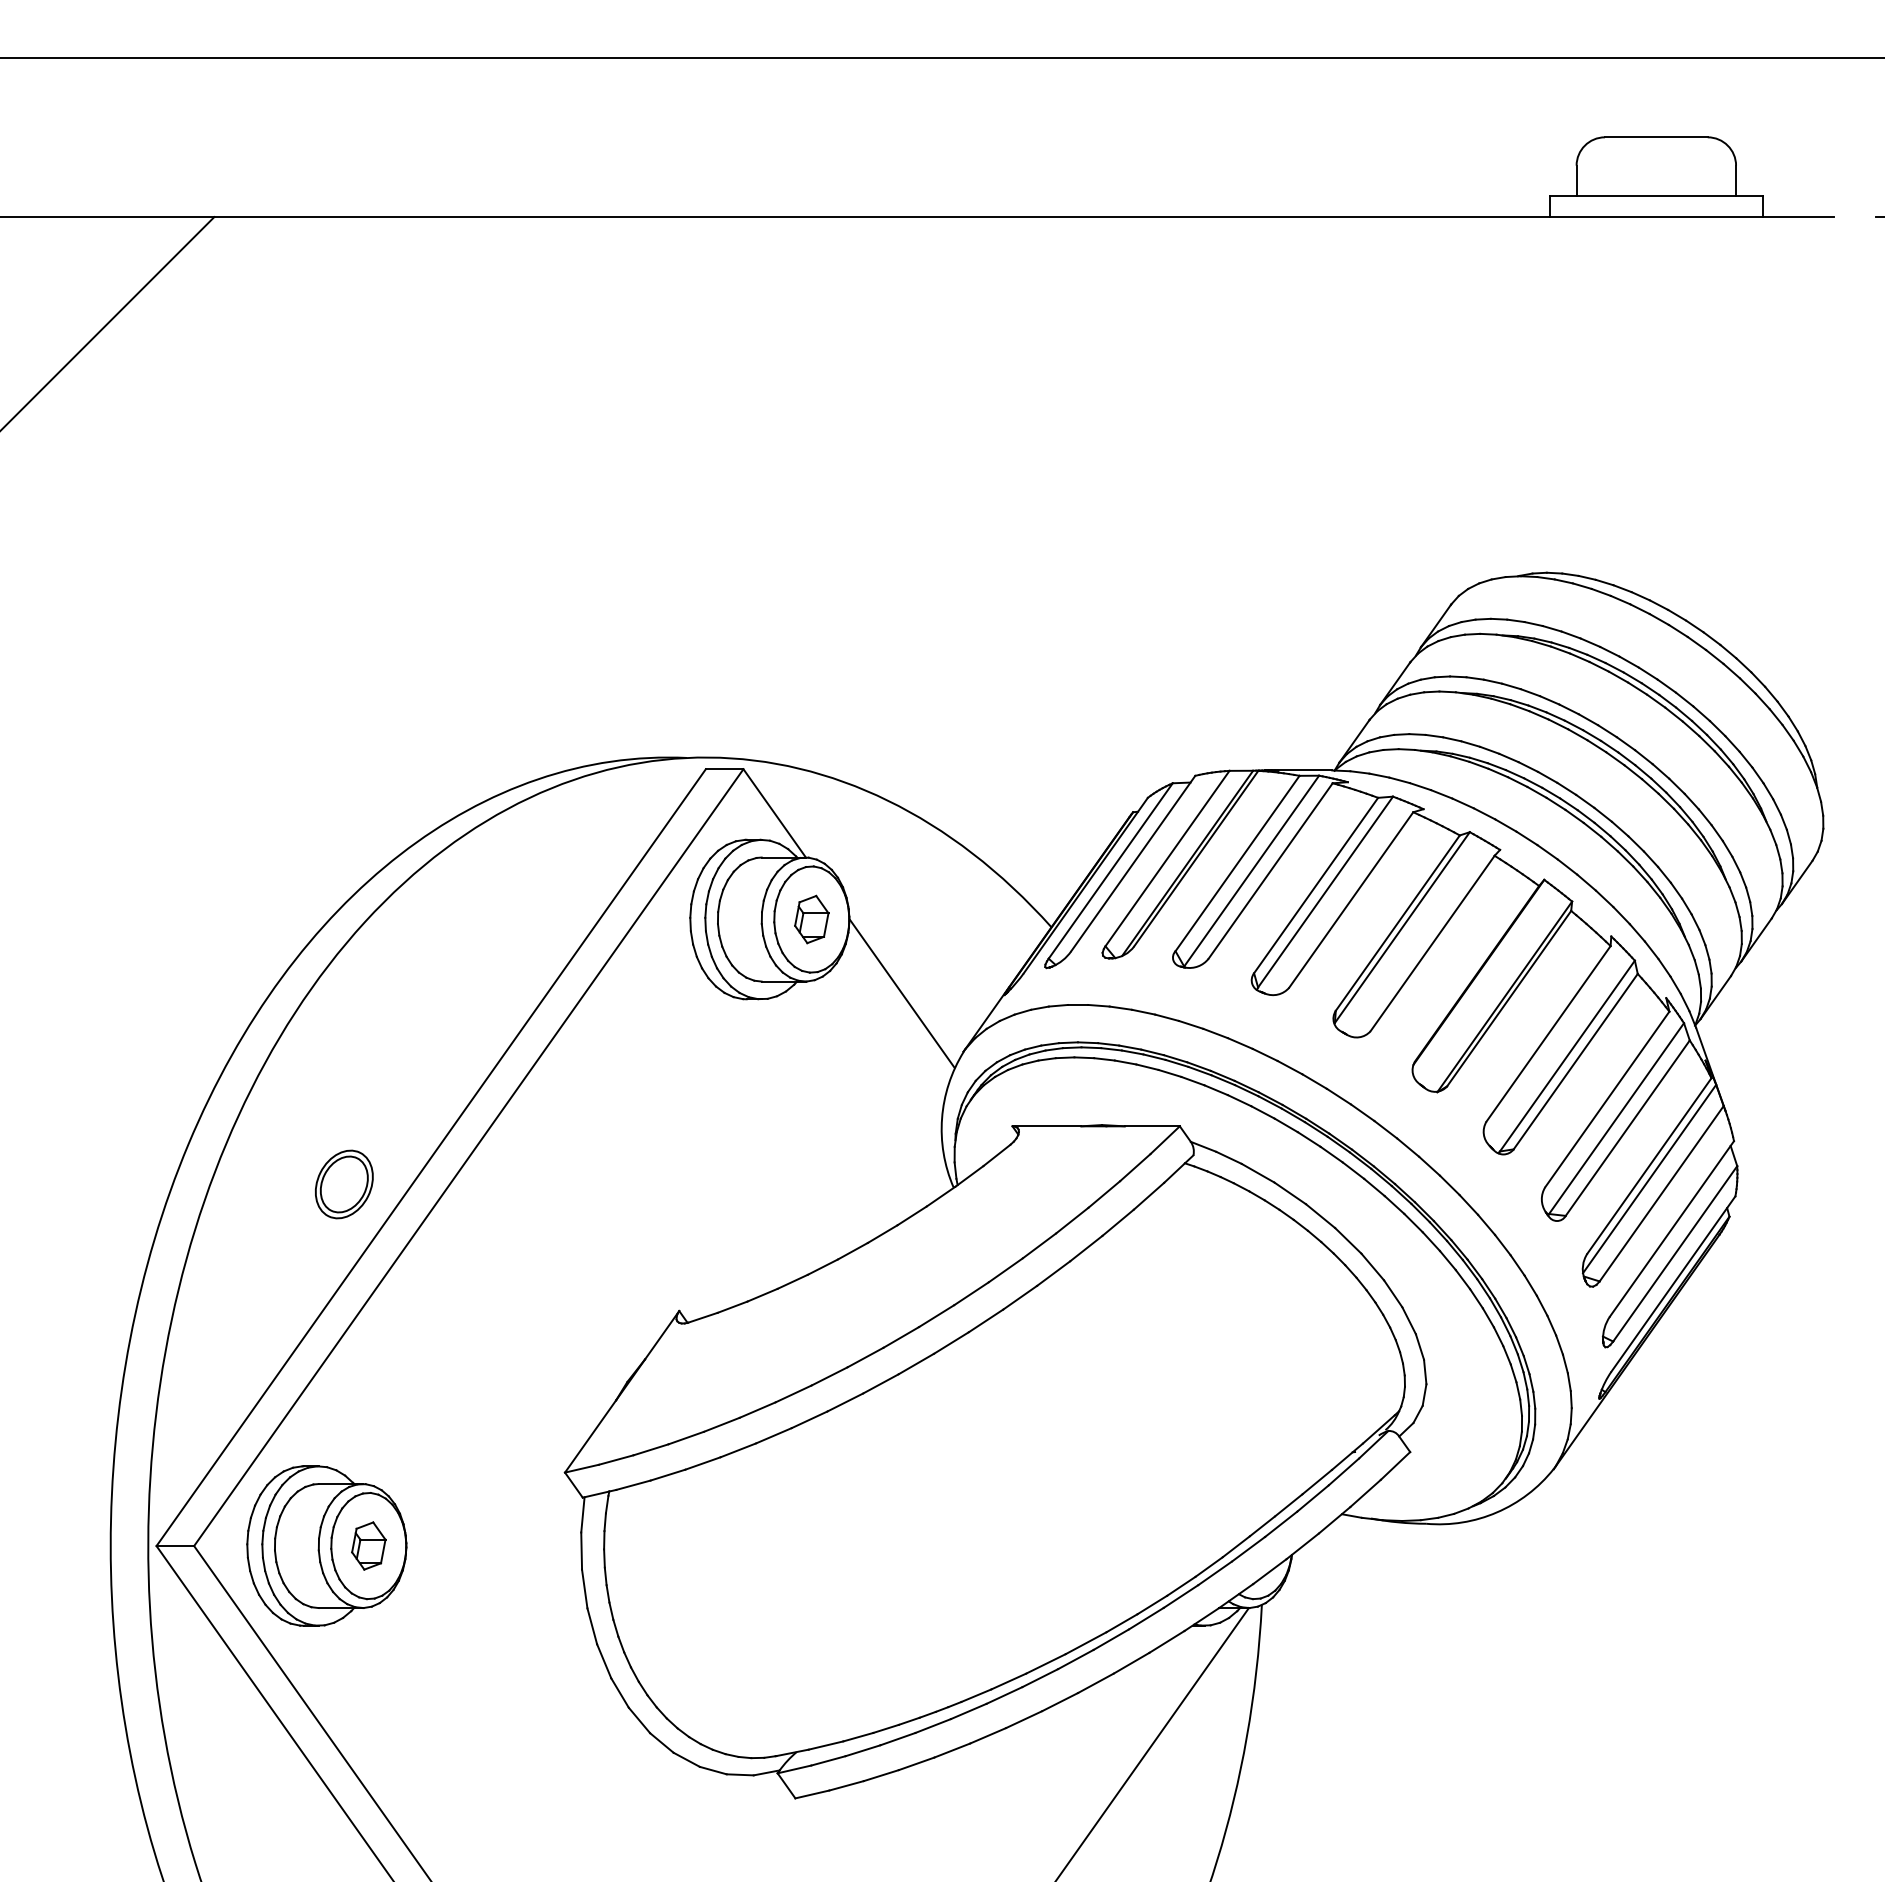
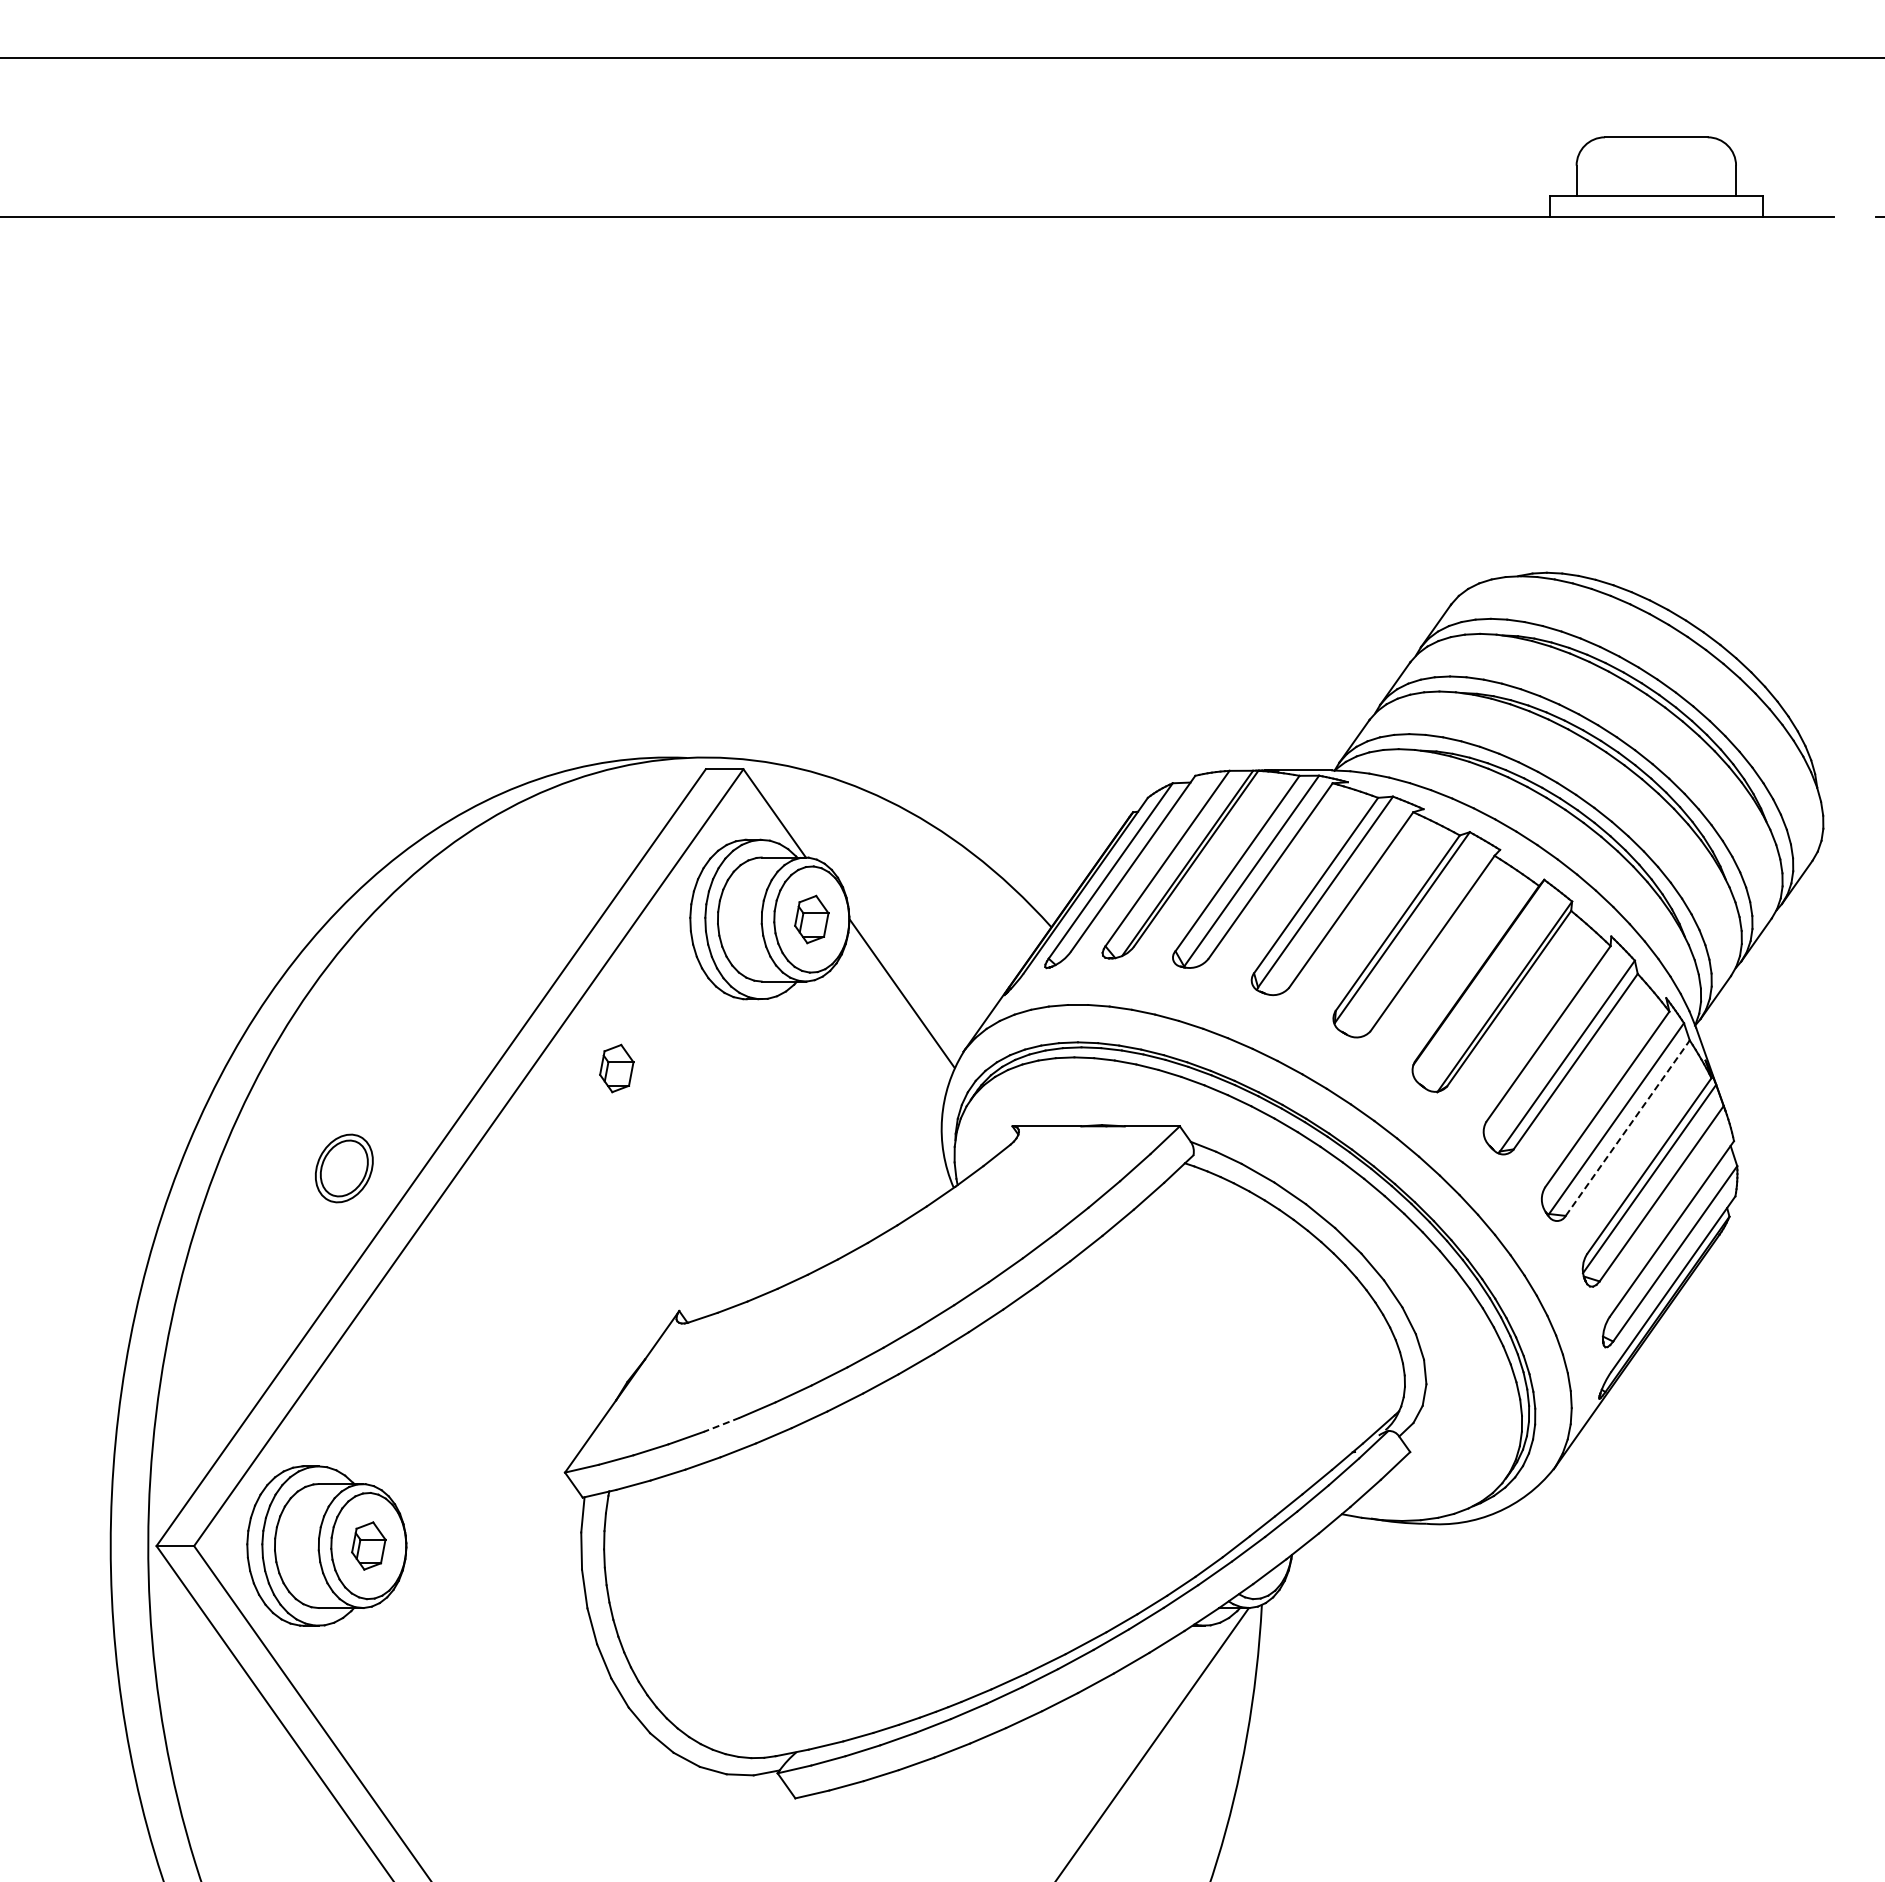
line: present -> none (108, 323)
part: none -> present (616, 1068)
line: solid -> dashed (1628, 1127)
part position: (343, 1184) -> (343, 1168) (343, 1168)
line: solid -> dashed (721, 1424)
